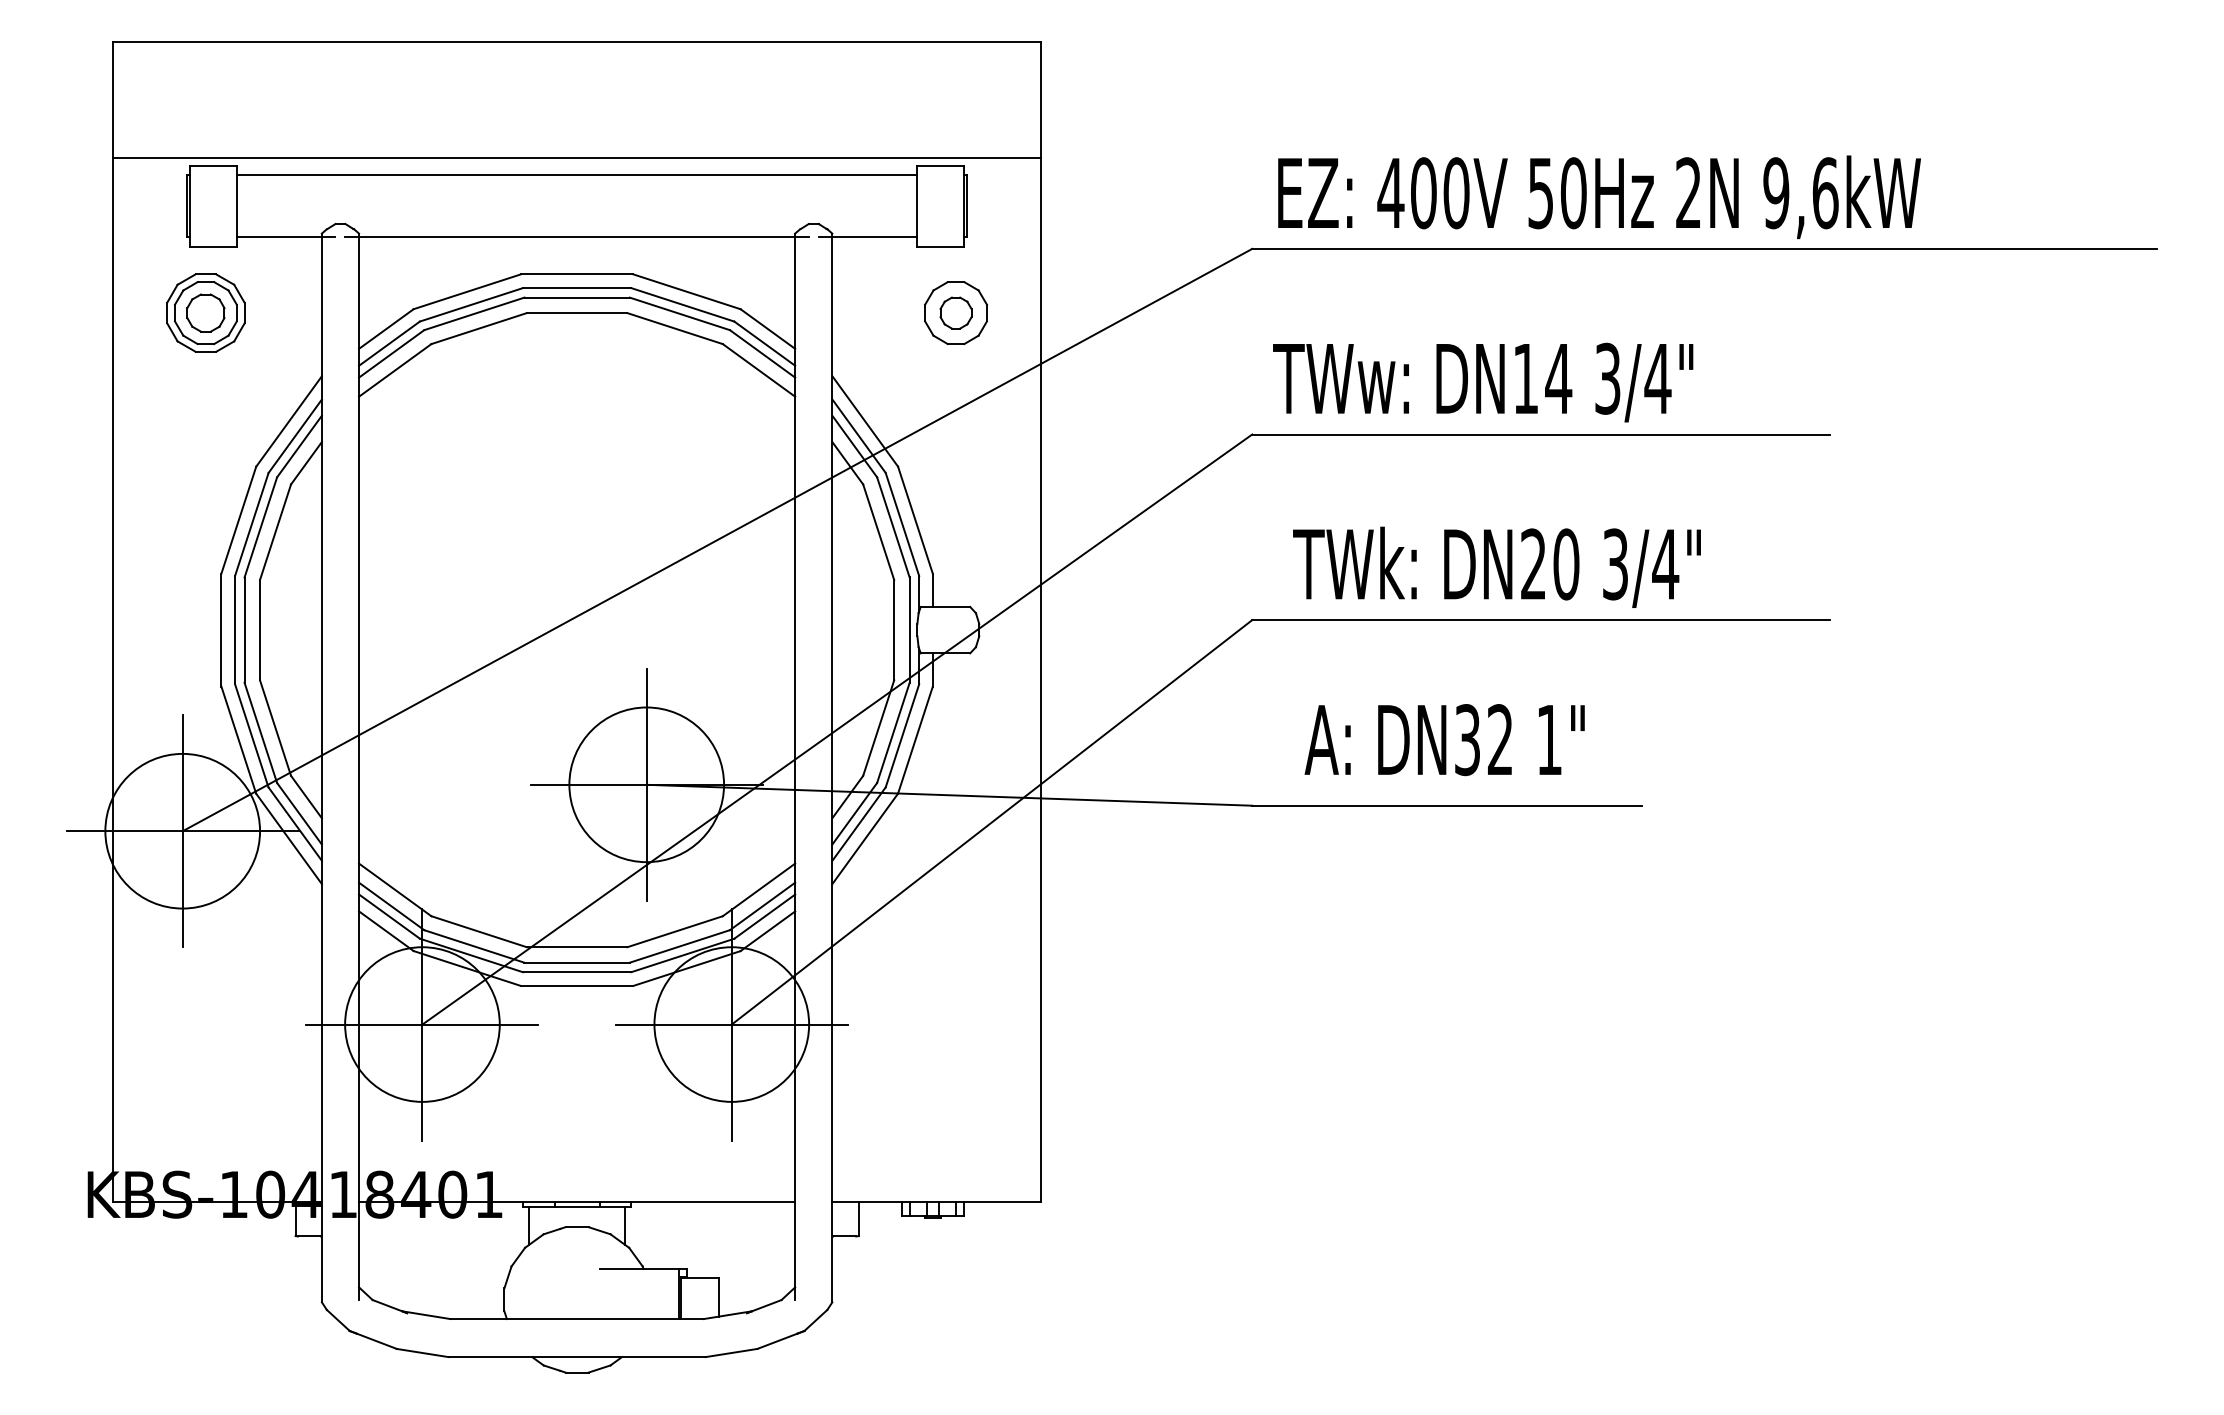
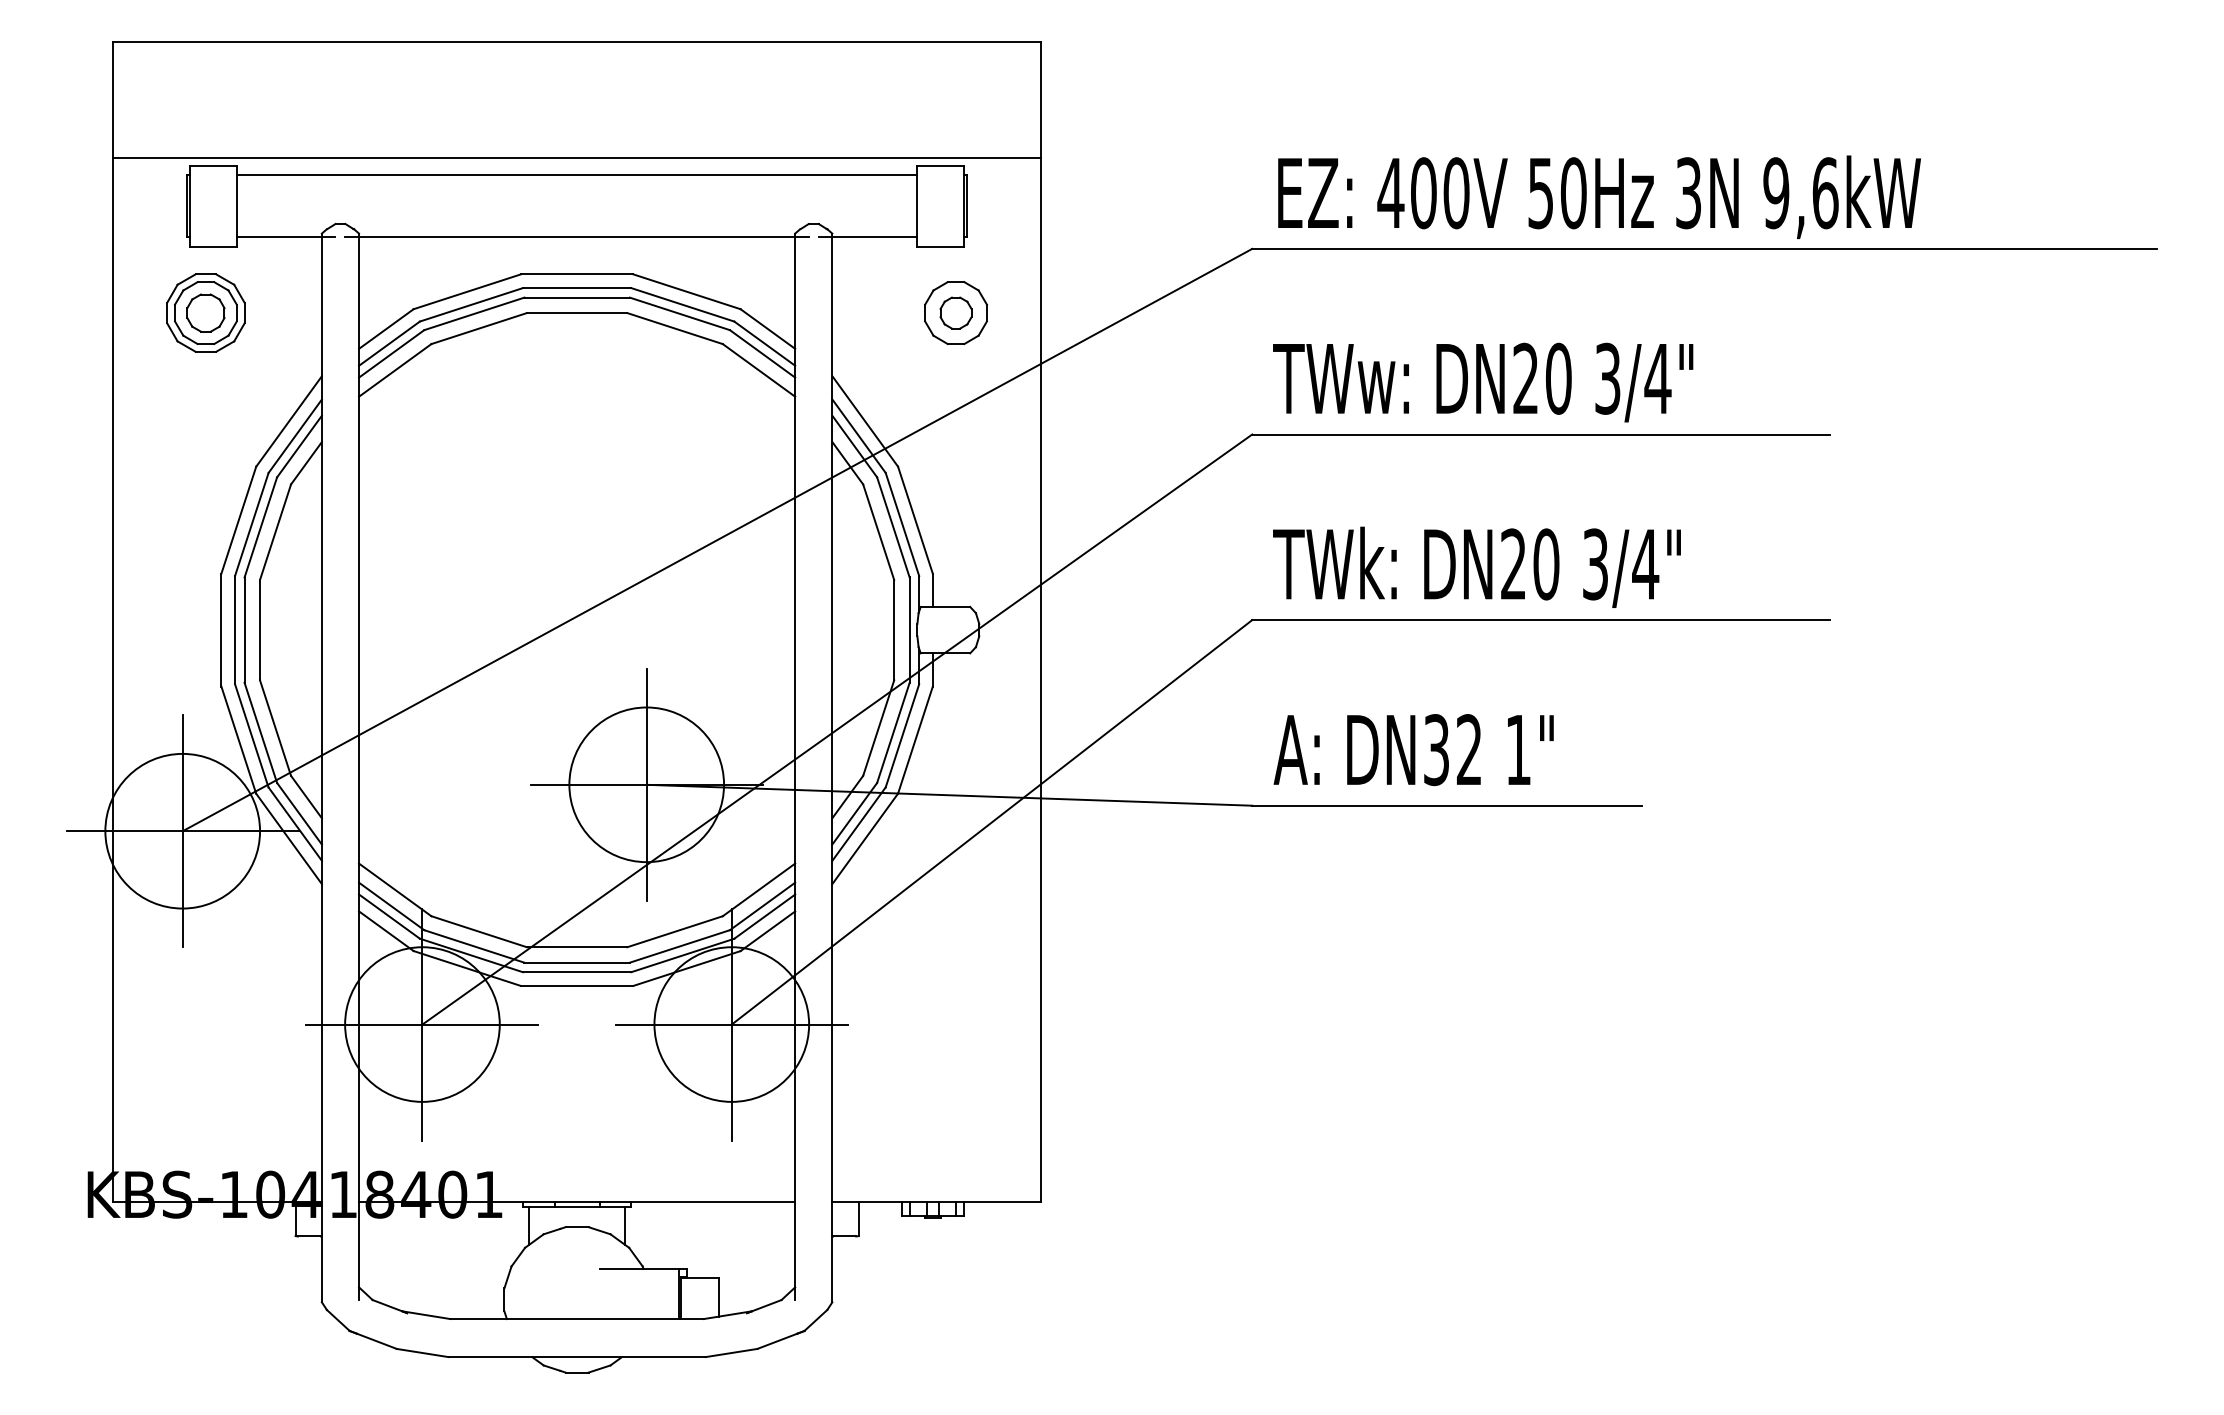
text: 2N -> 3N (1688, 193)
text: DN14 -> DN20 (1542, 378)
text position: (1496, 566) -> (1476, 566) (1476, 566)
text position: (1444, 740) -> (1413, 750) (1413, 750)
